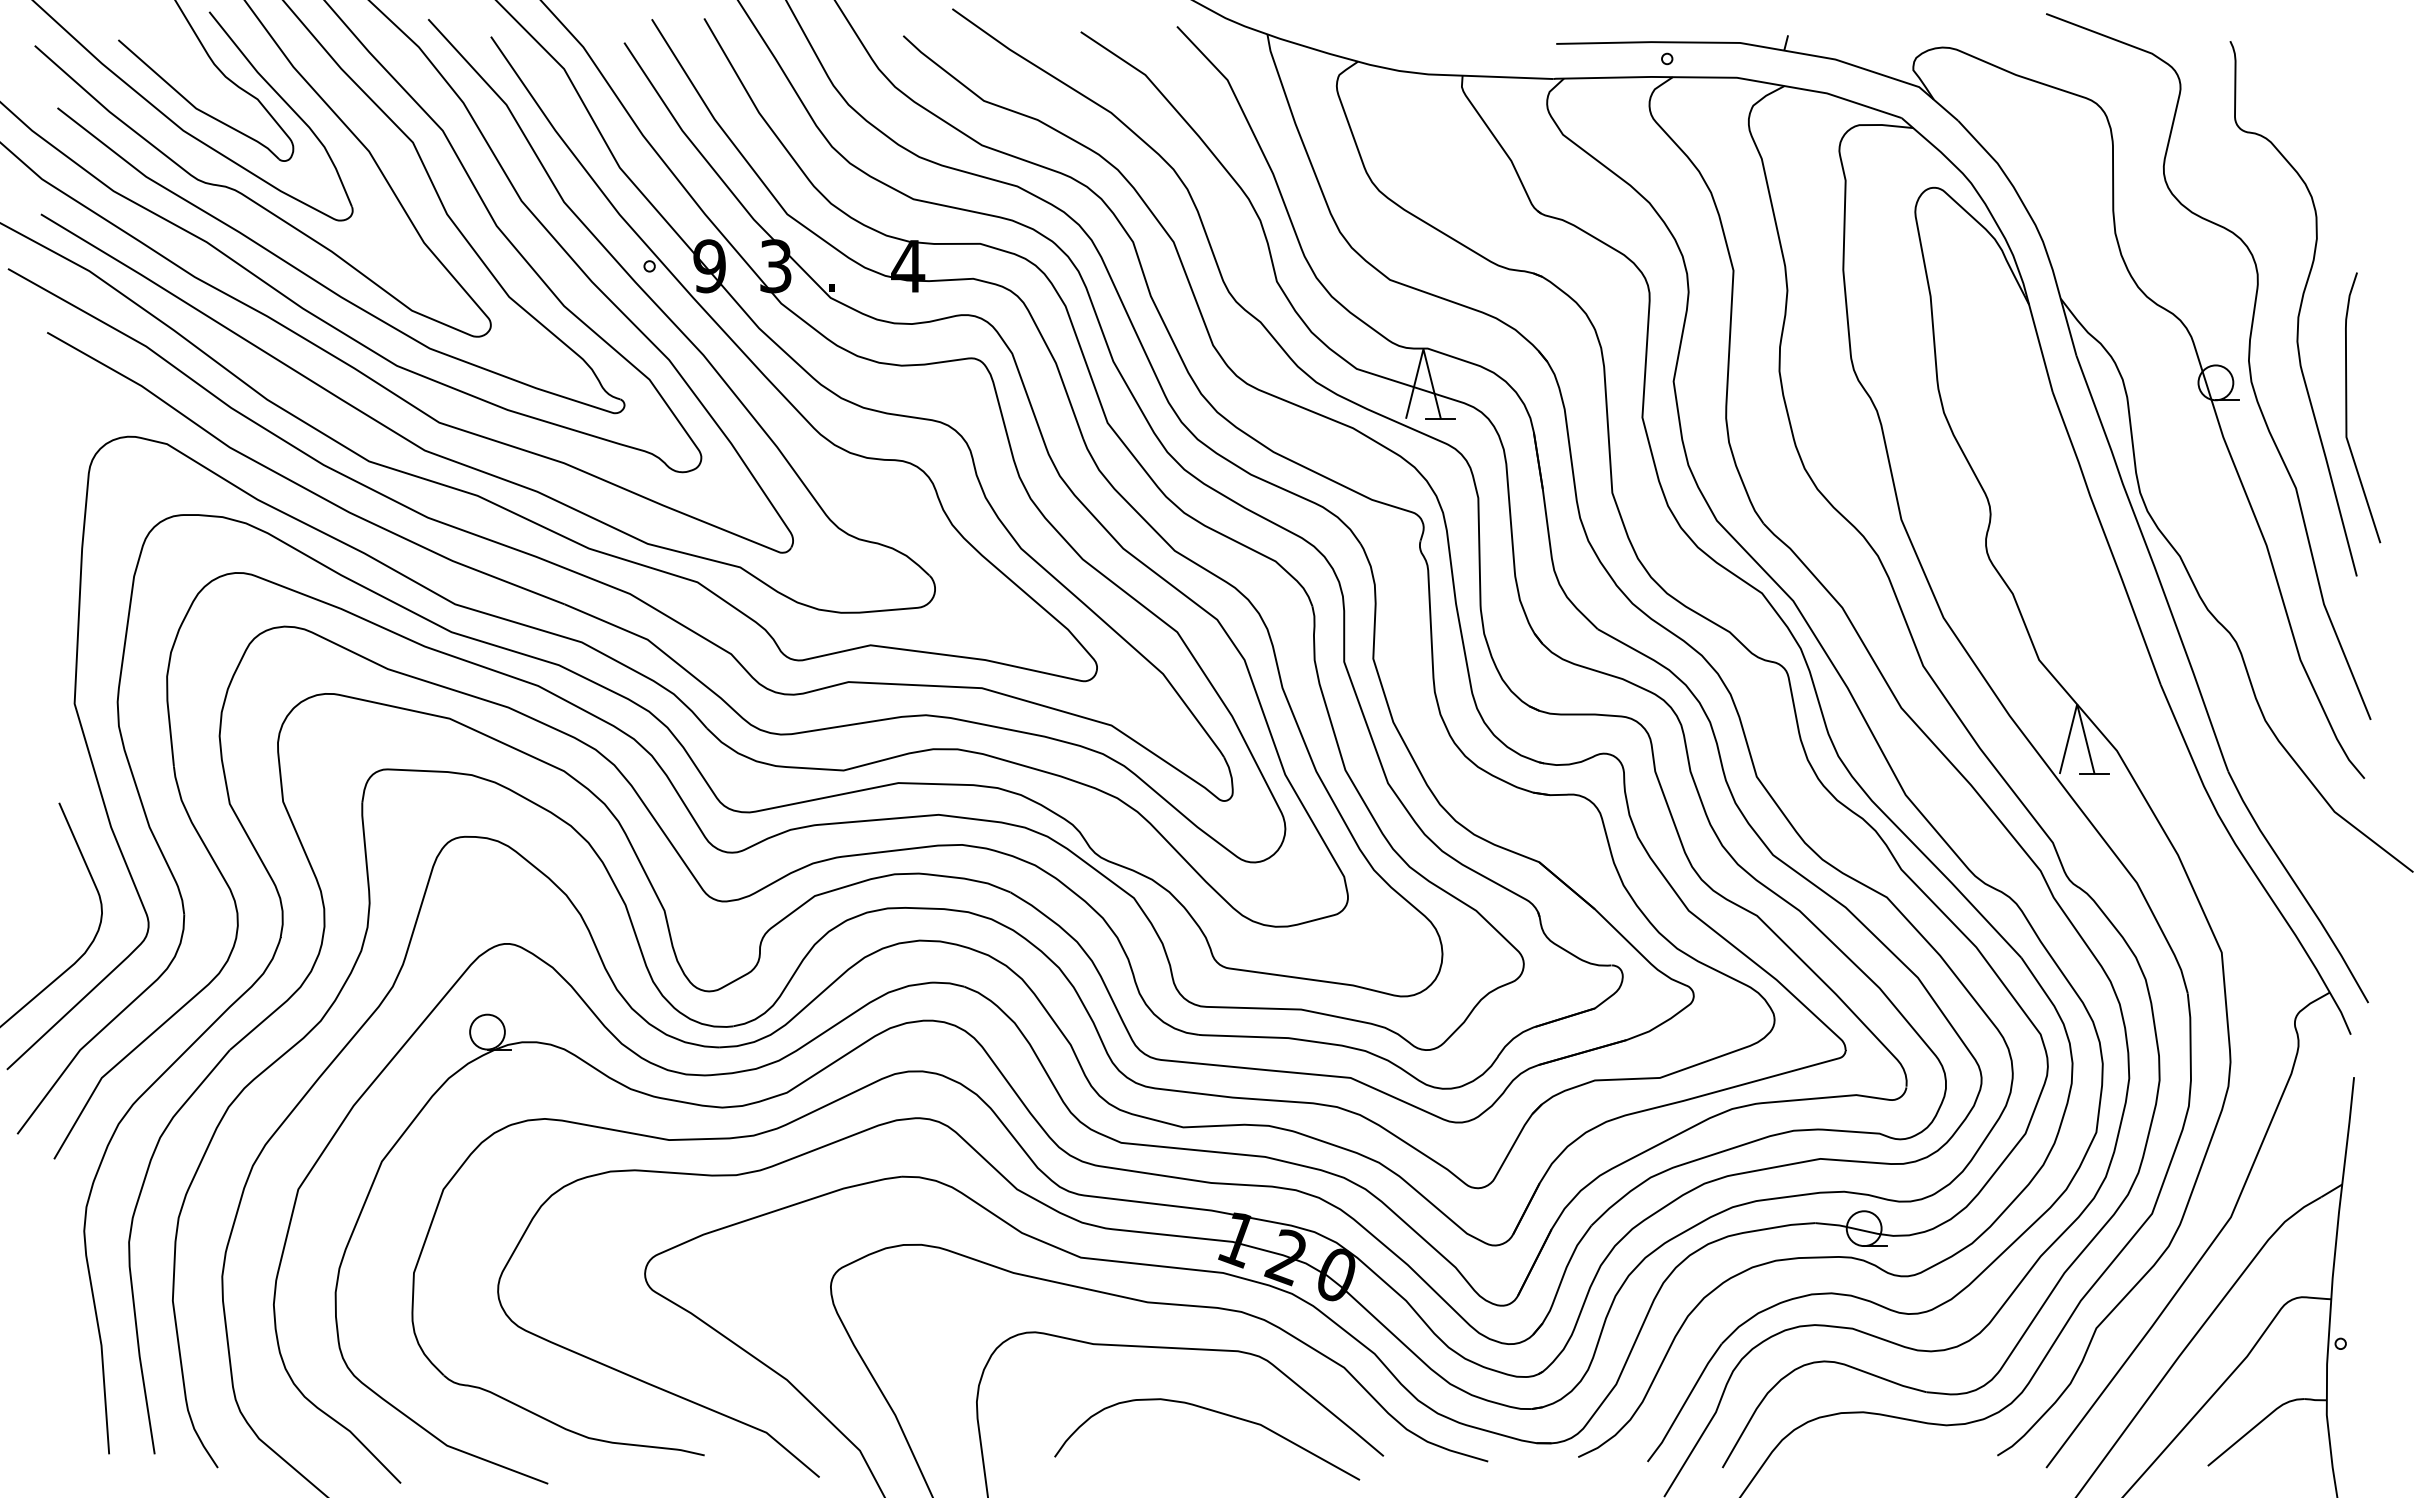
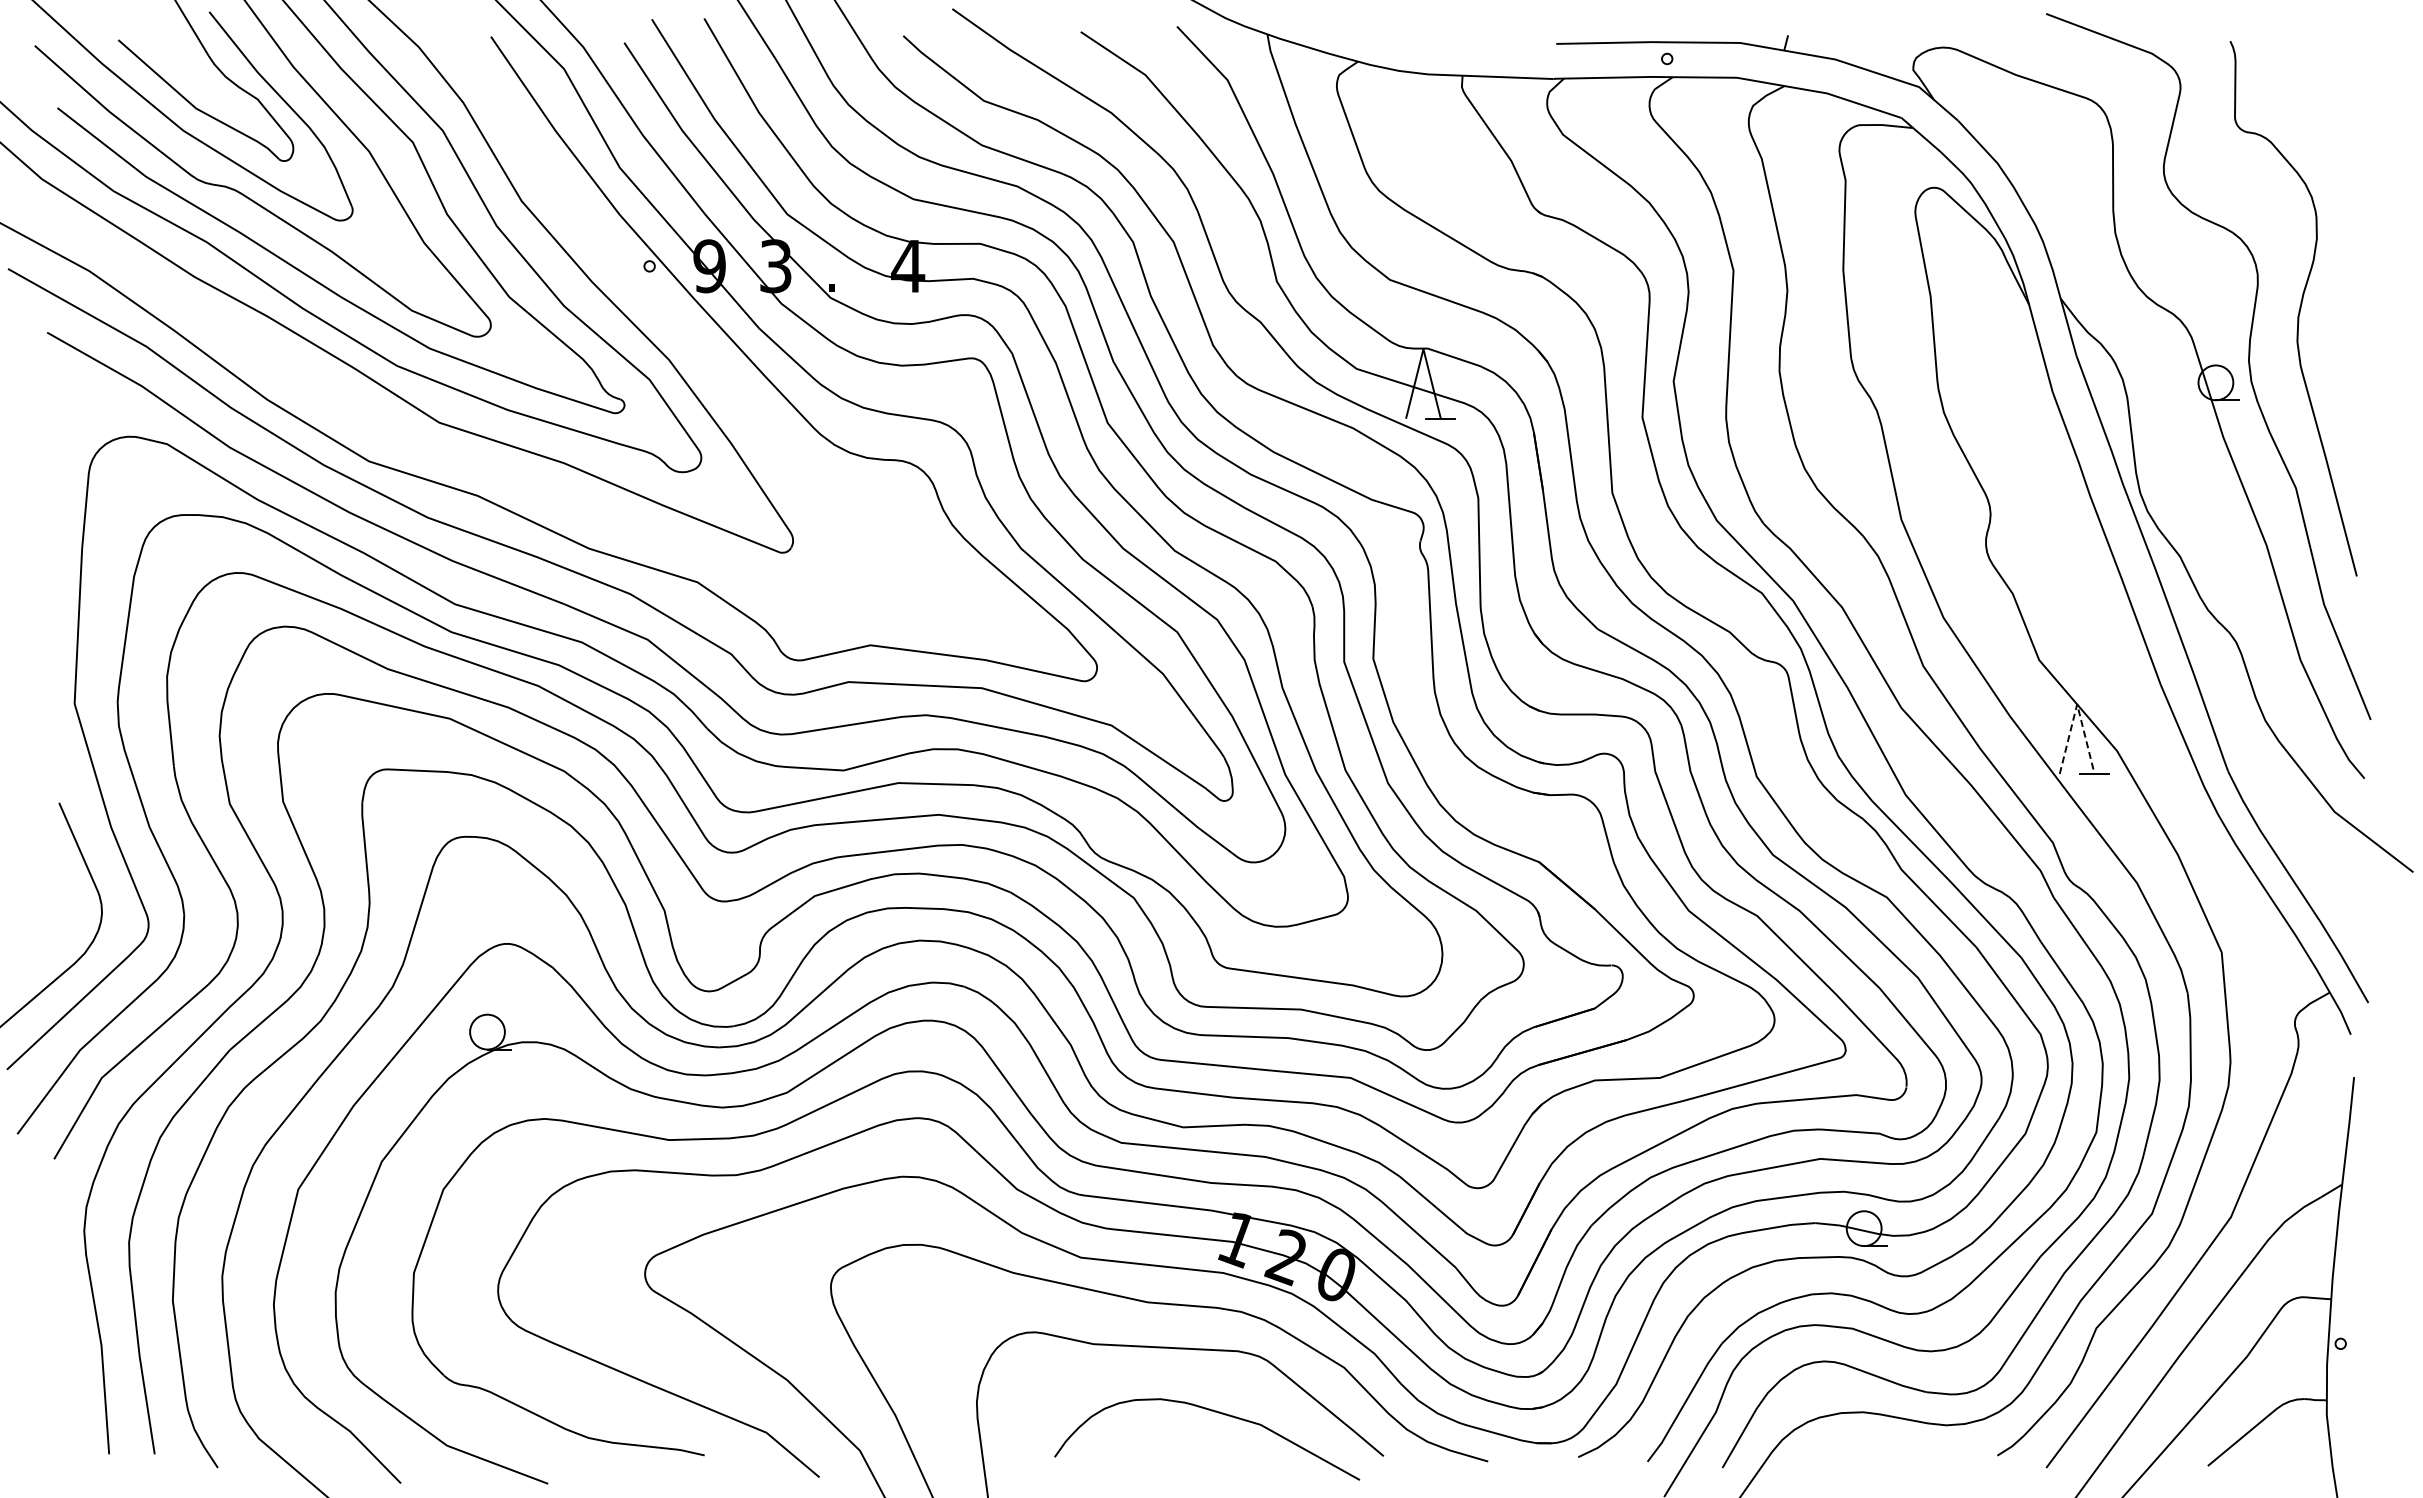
part: present -> none (588, 231)
curve: present -> none (2347, 407)
line: solid -> dashed (2077, 704)
